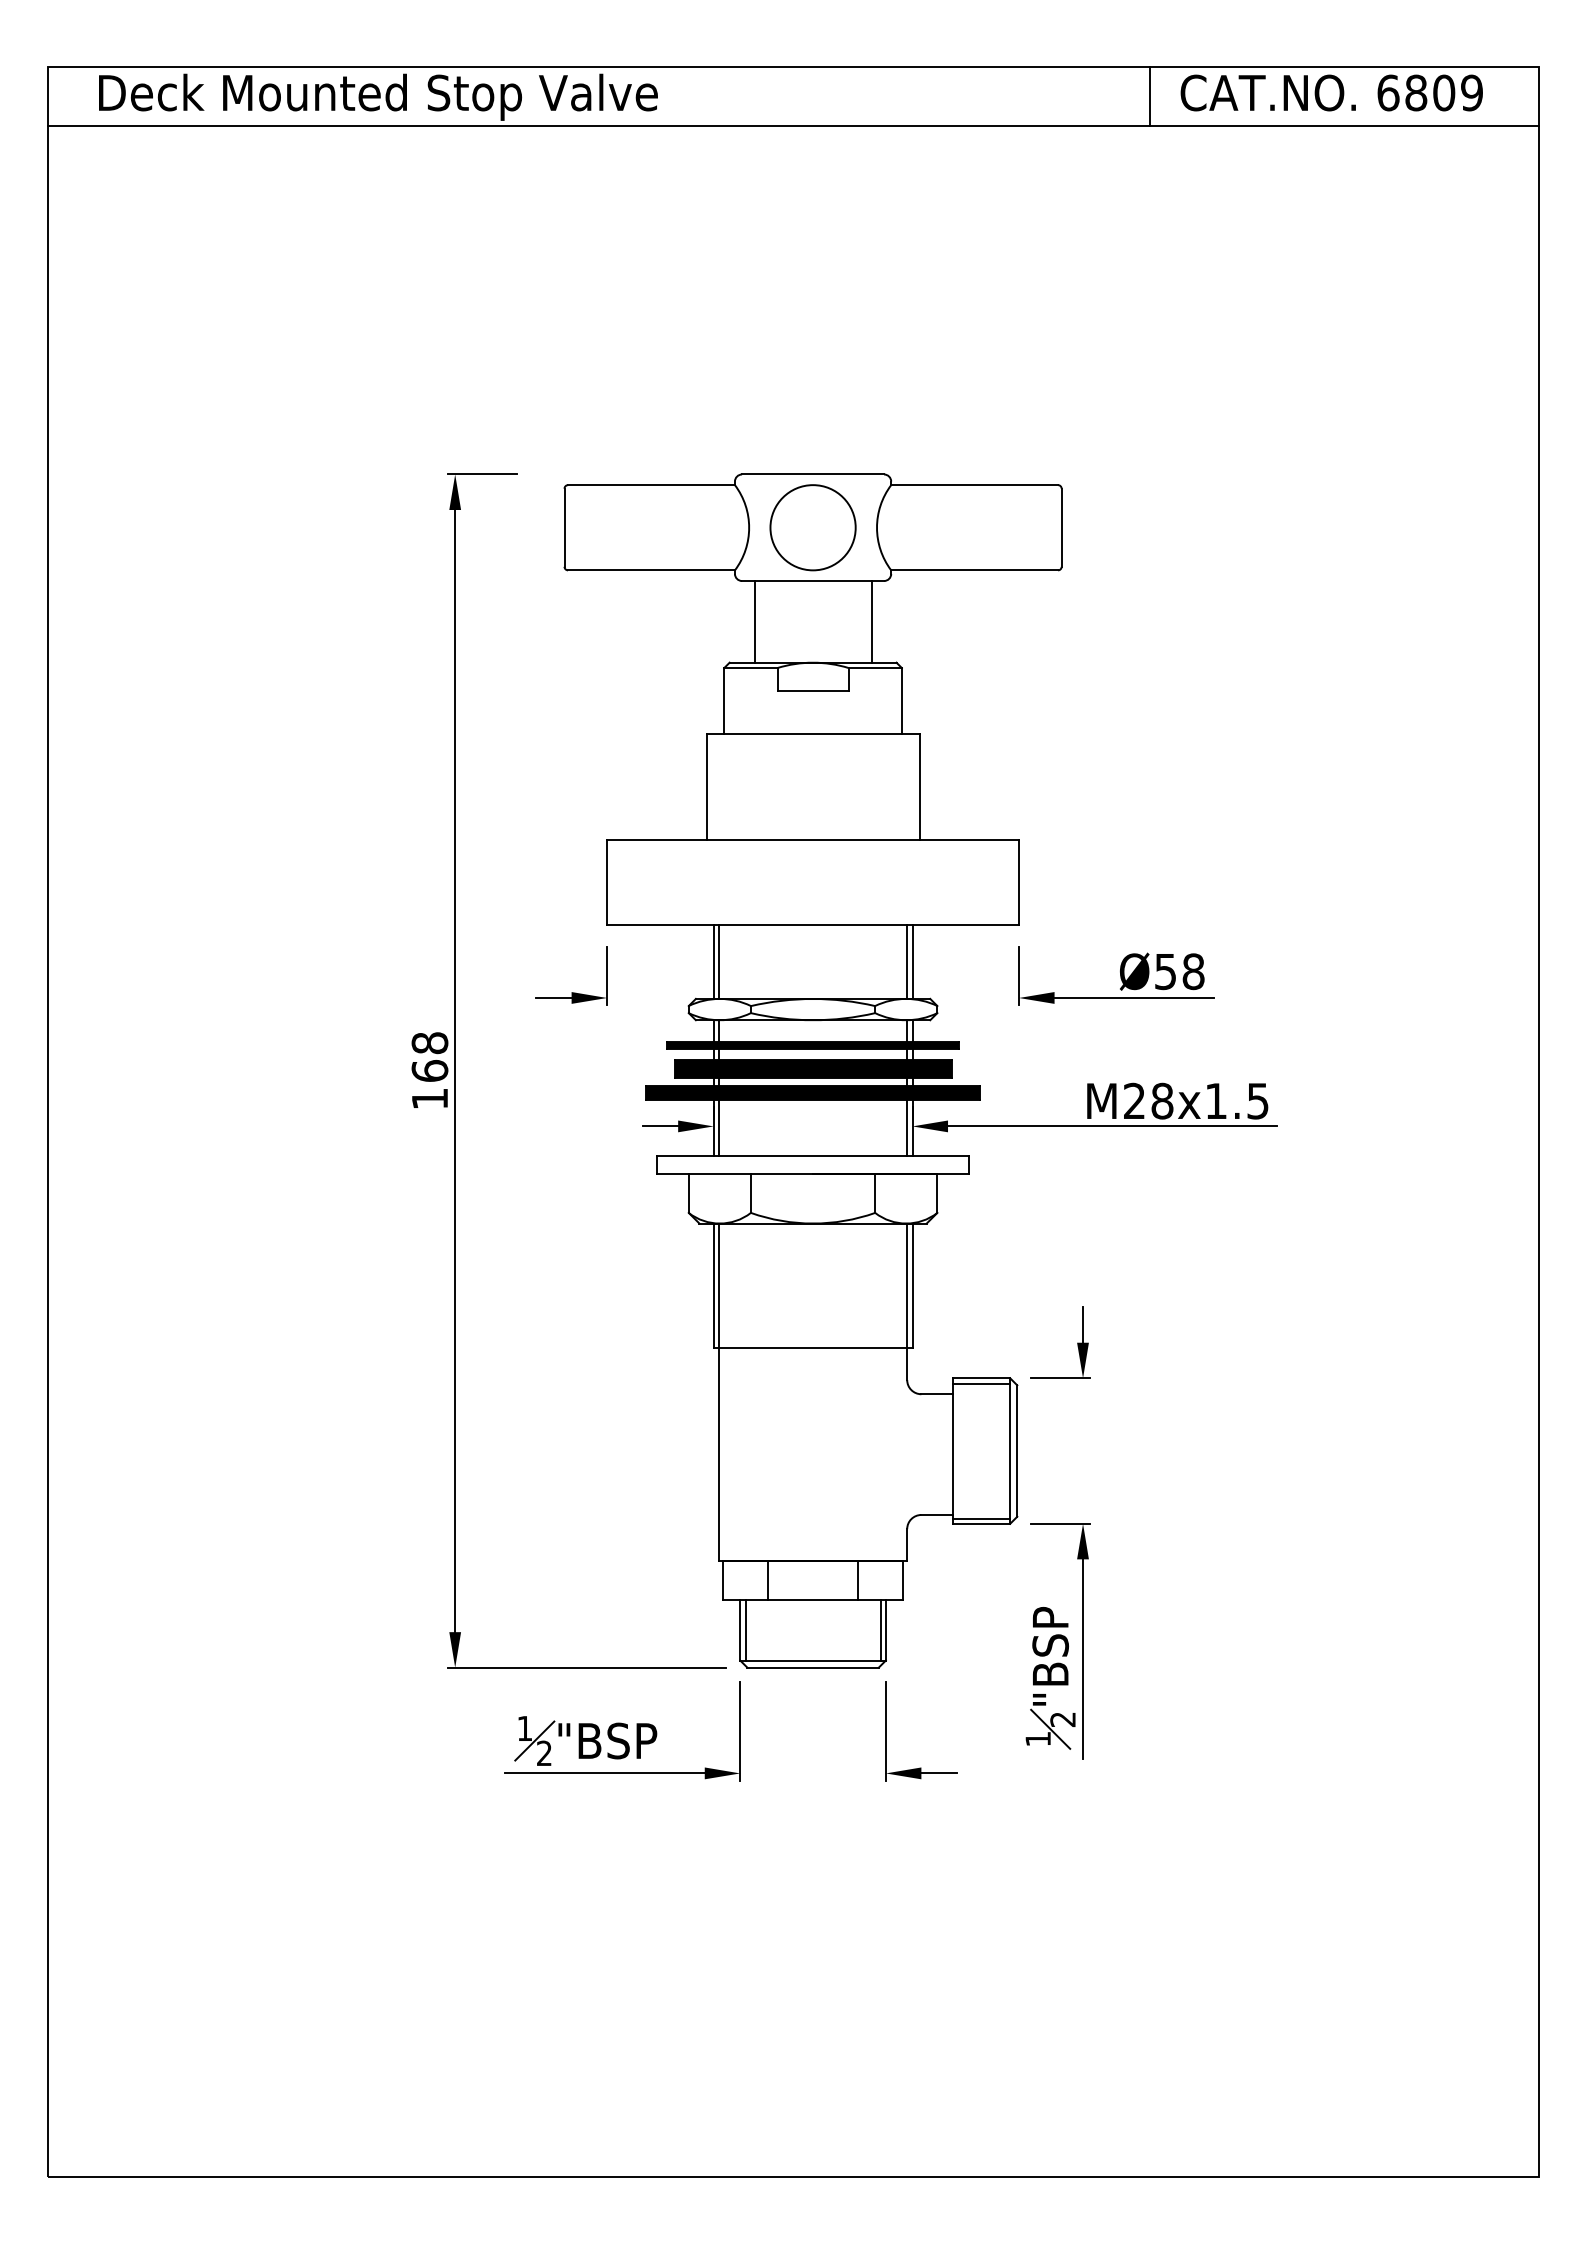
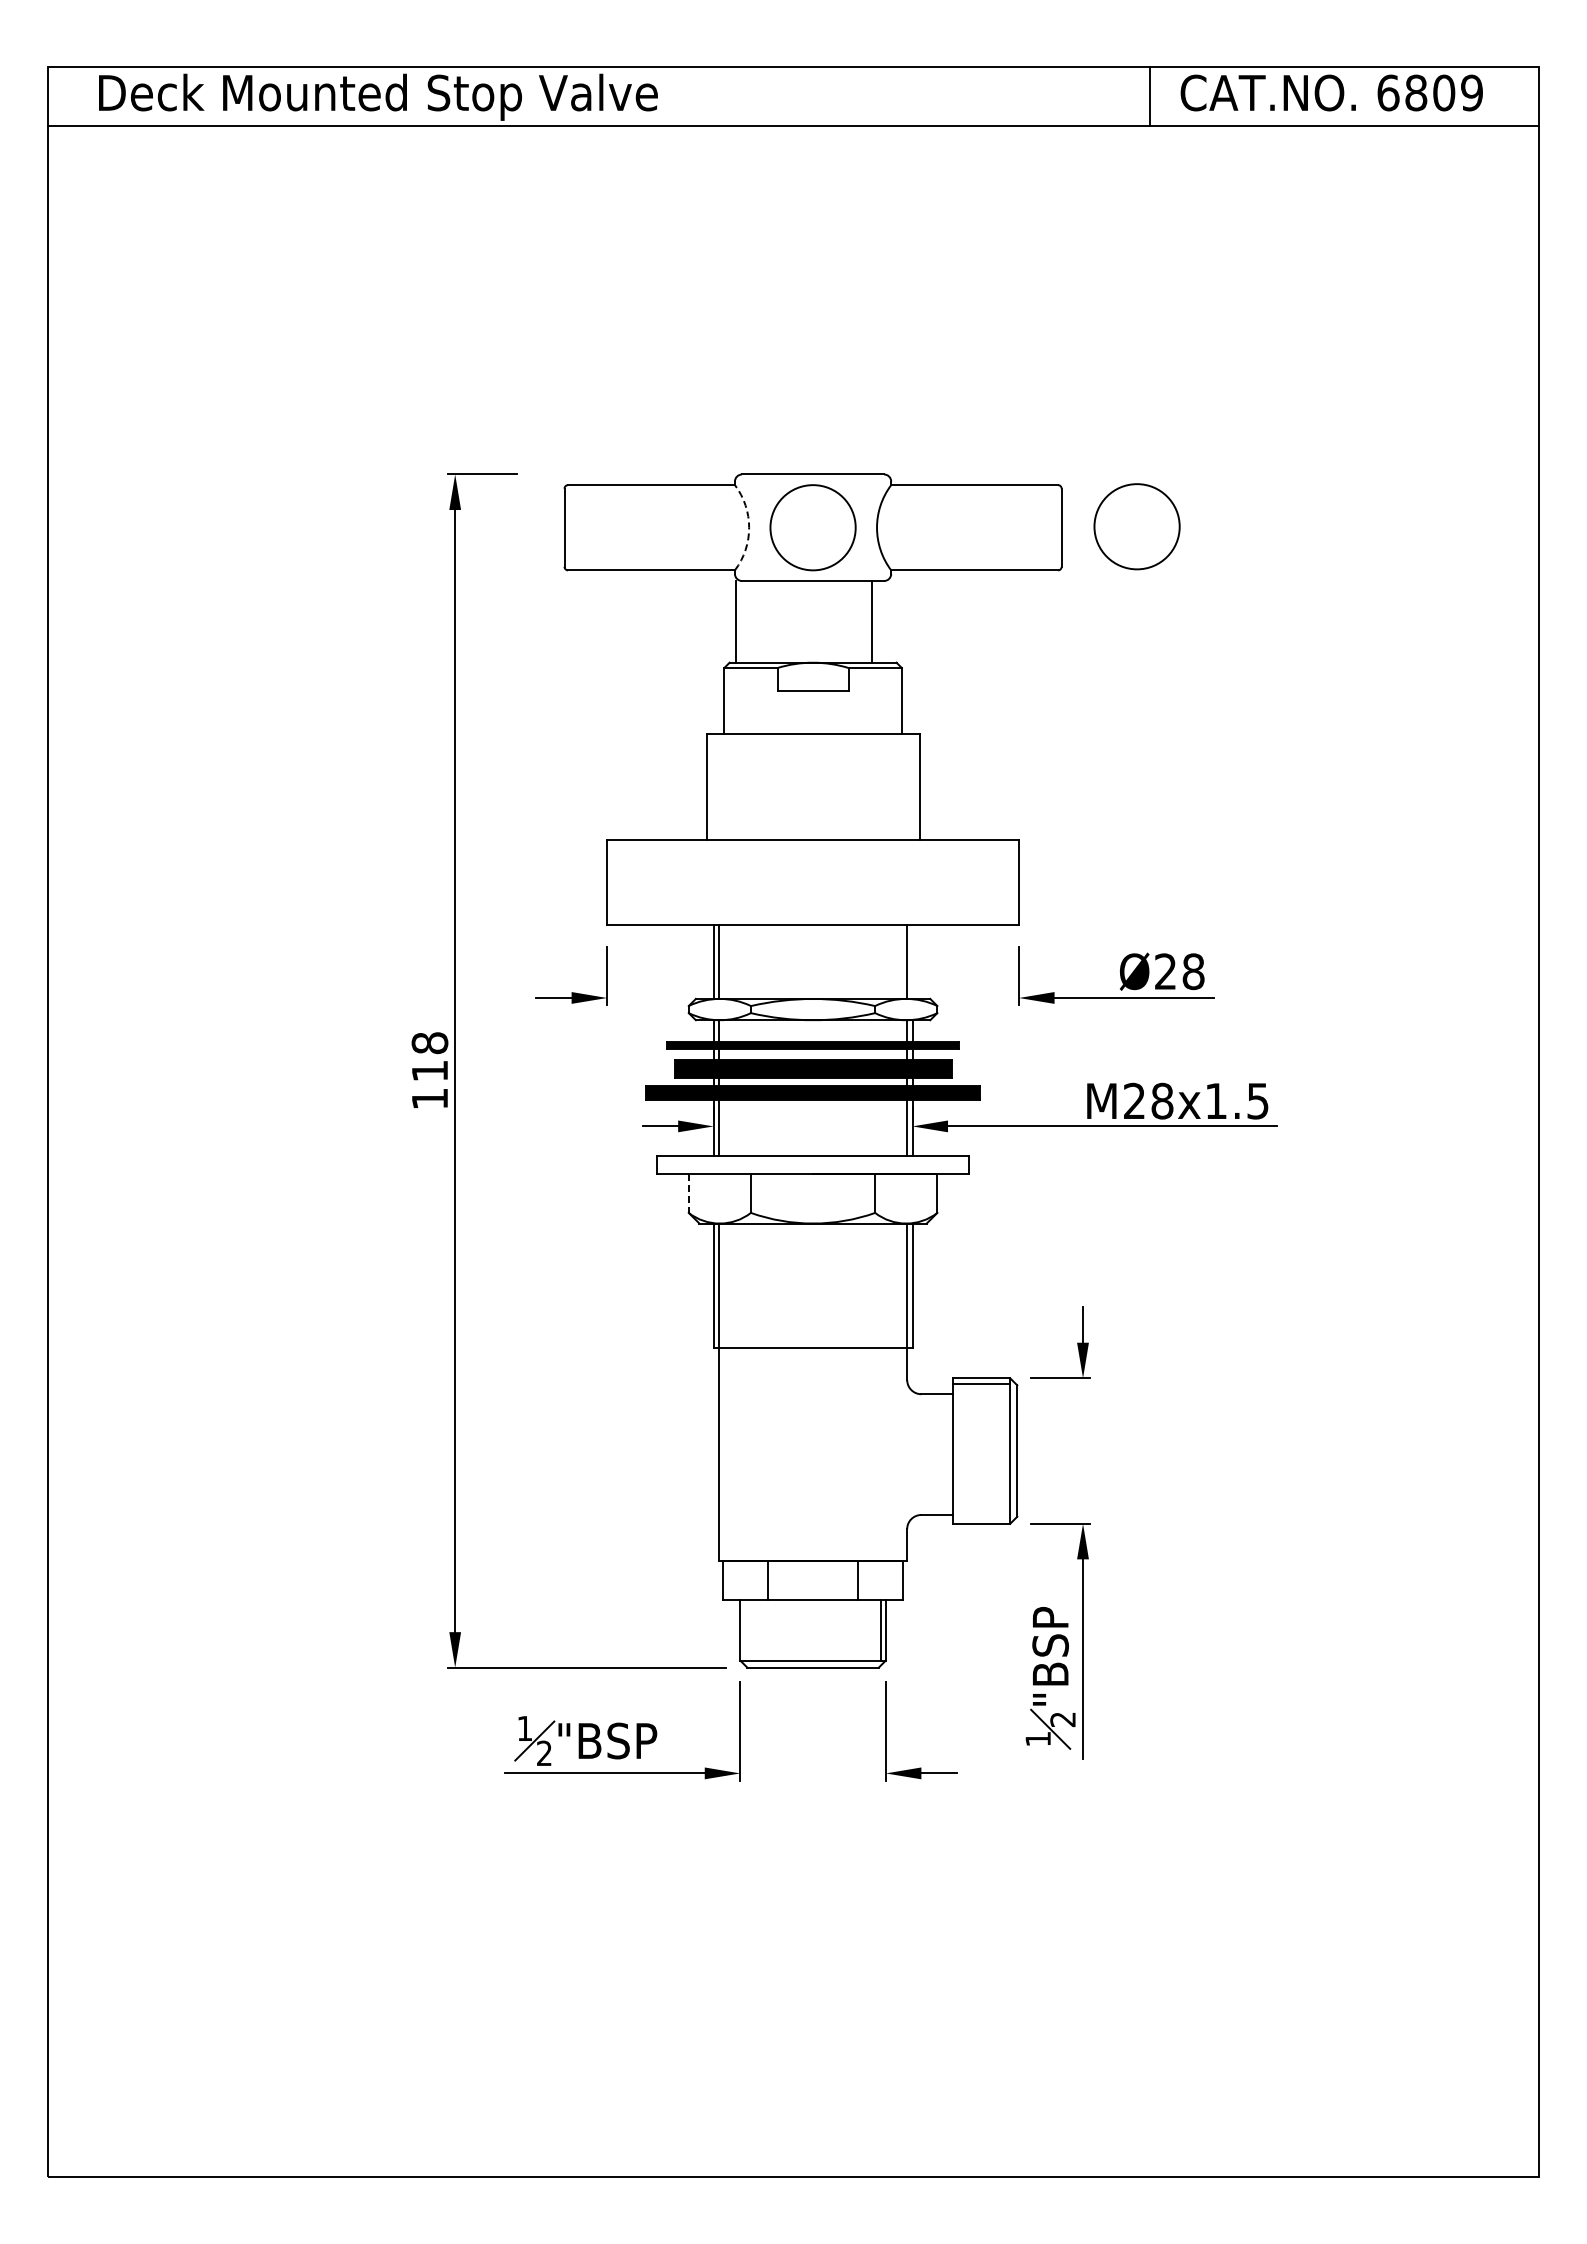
circle: none -> present (1136, 526)
arc: solid -> dashed (749, 527)
line position: (754, 621) -> (735, 621) (735, 621)
line: present -> none (912, 962)
text: Ø58 -> Ø28 (1165, 971)
text: 168 -> 118 (429, 1070)
line: solid -> dashed (688, 1193)
line: present -> none (981, 1518)
line: present -> none (745, 1630)
